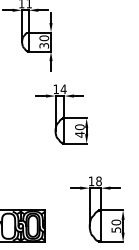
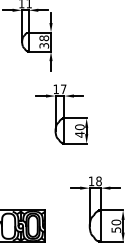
text: 30 -> 38 (43, 38)
text: 14 -> 17 (63, 89)
